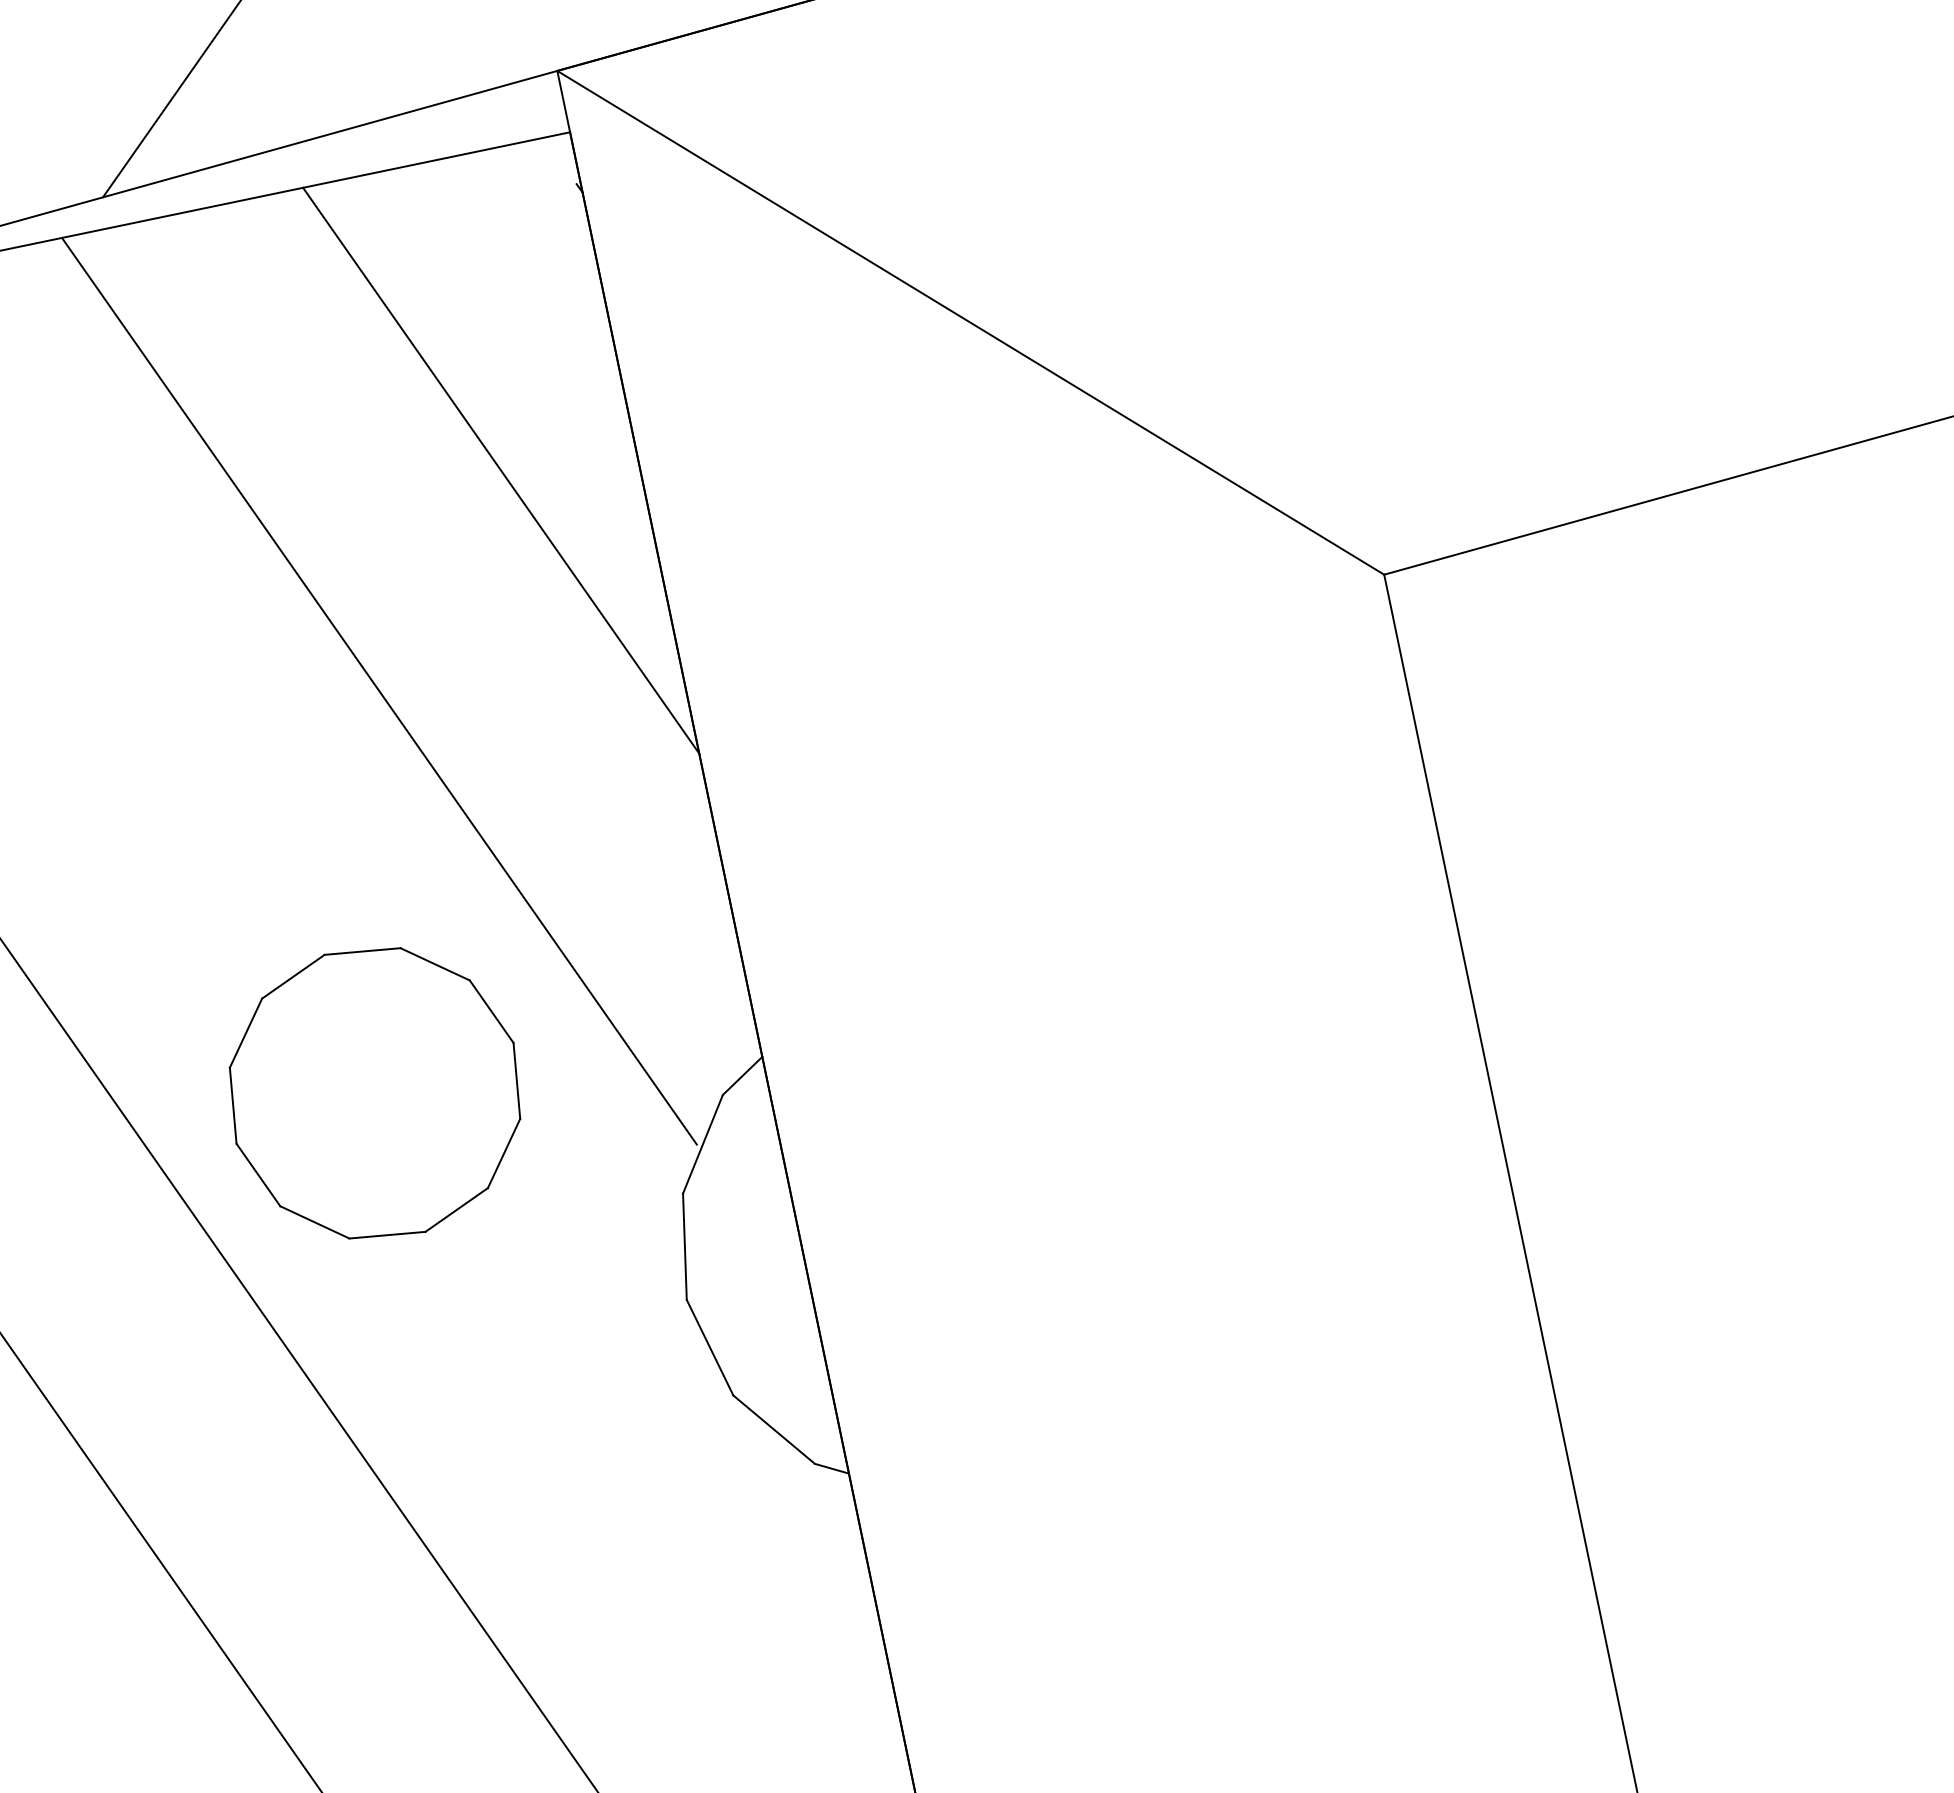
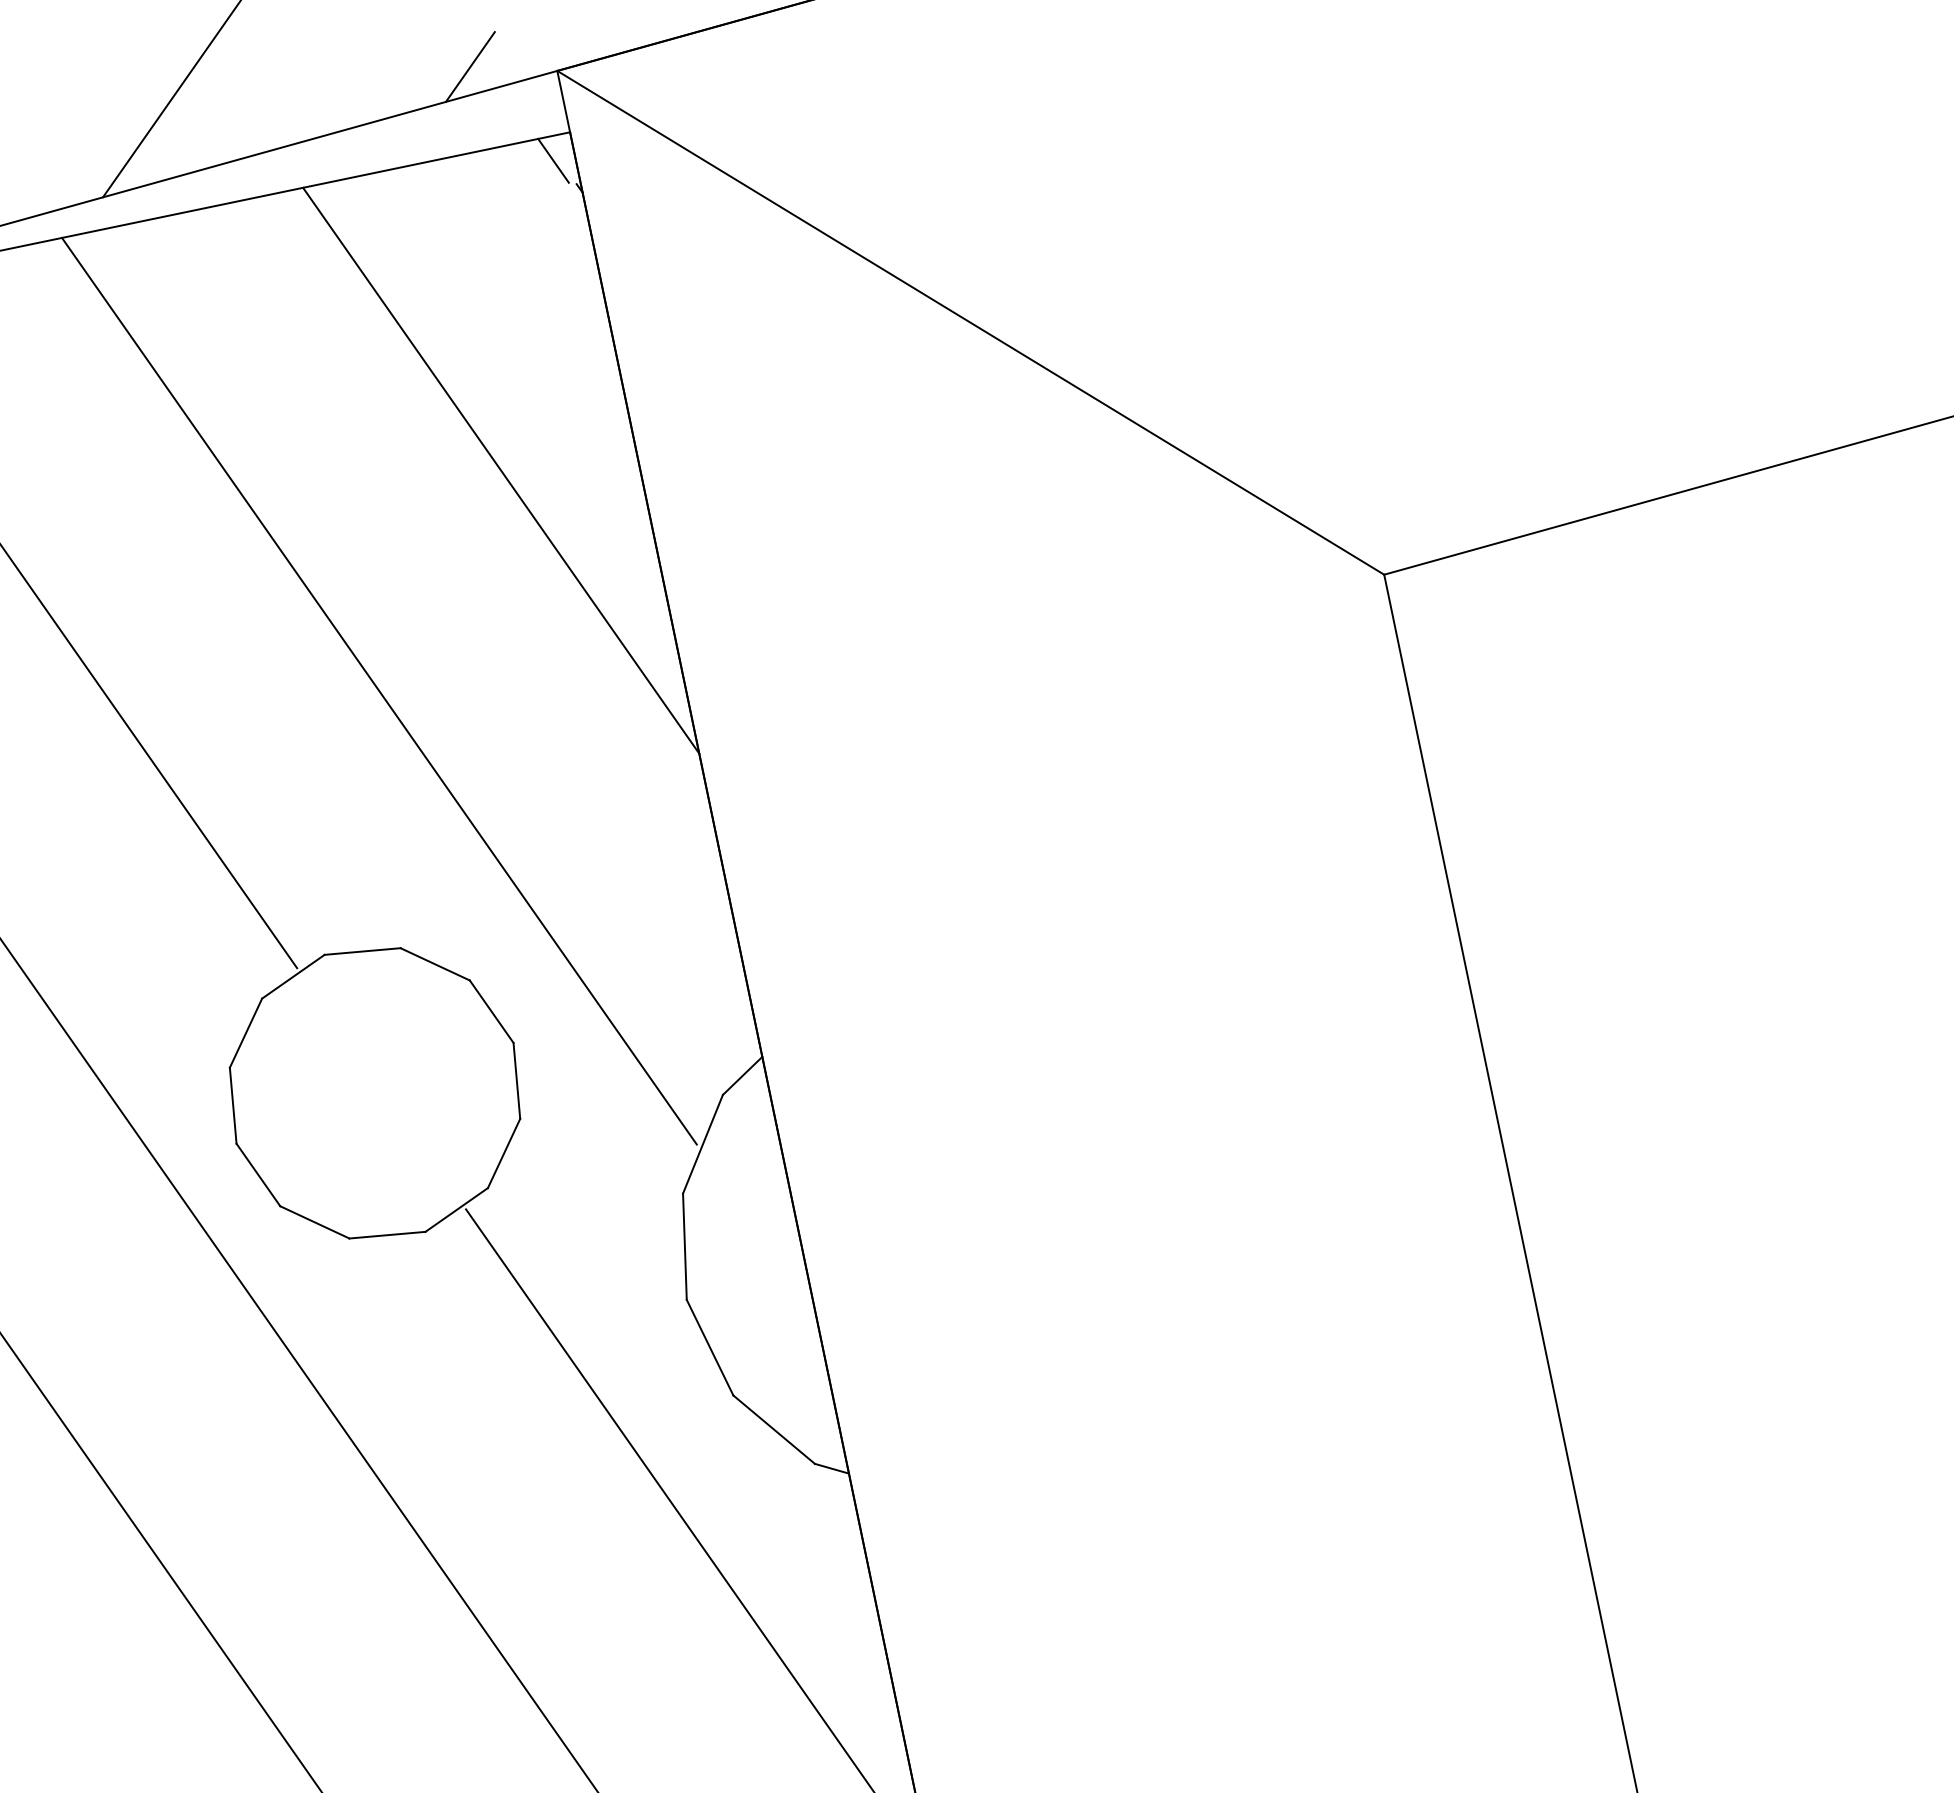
line: none -> present (469, 66)
line: none -> present (553, 160)
line: none -> present (149, 757)
line: none -> present (669, 1499)
